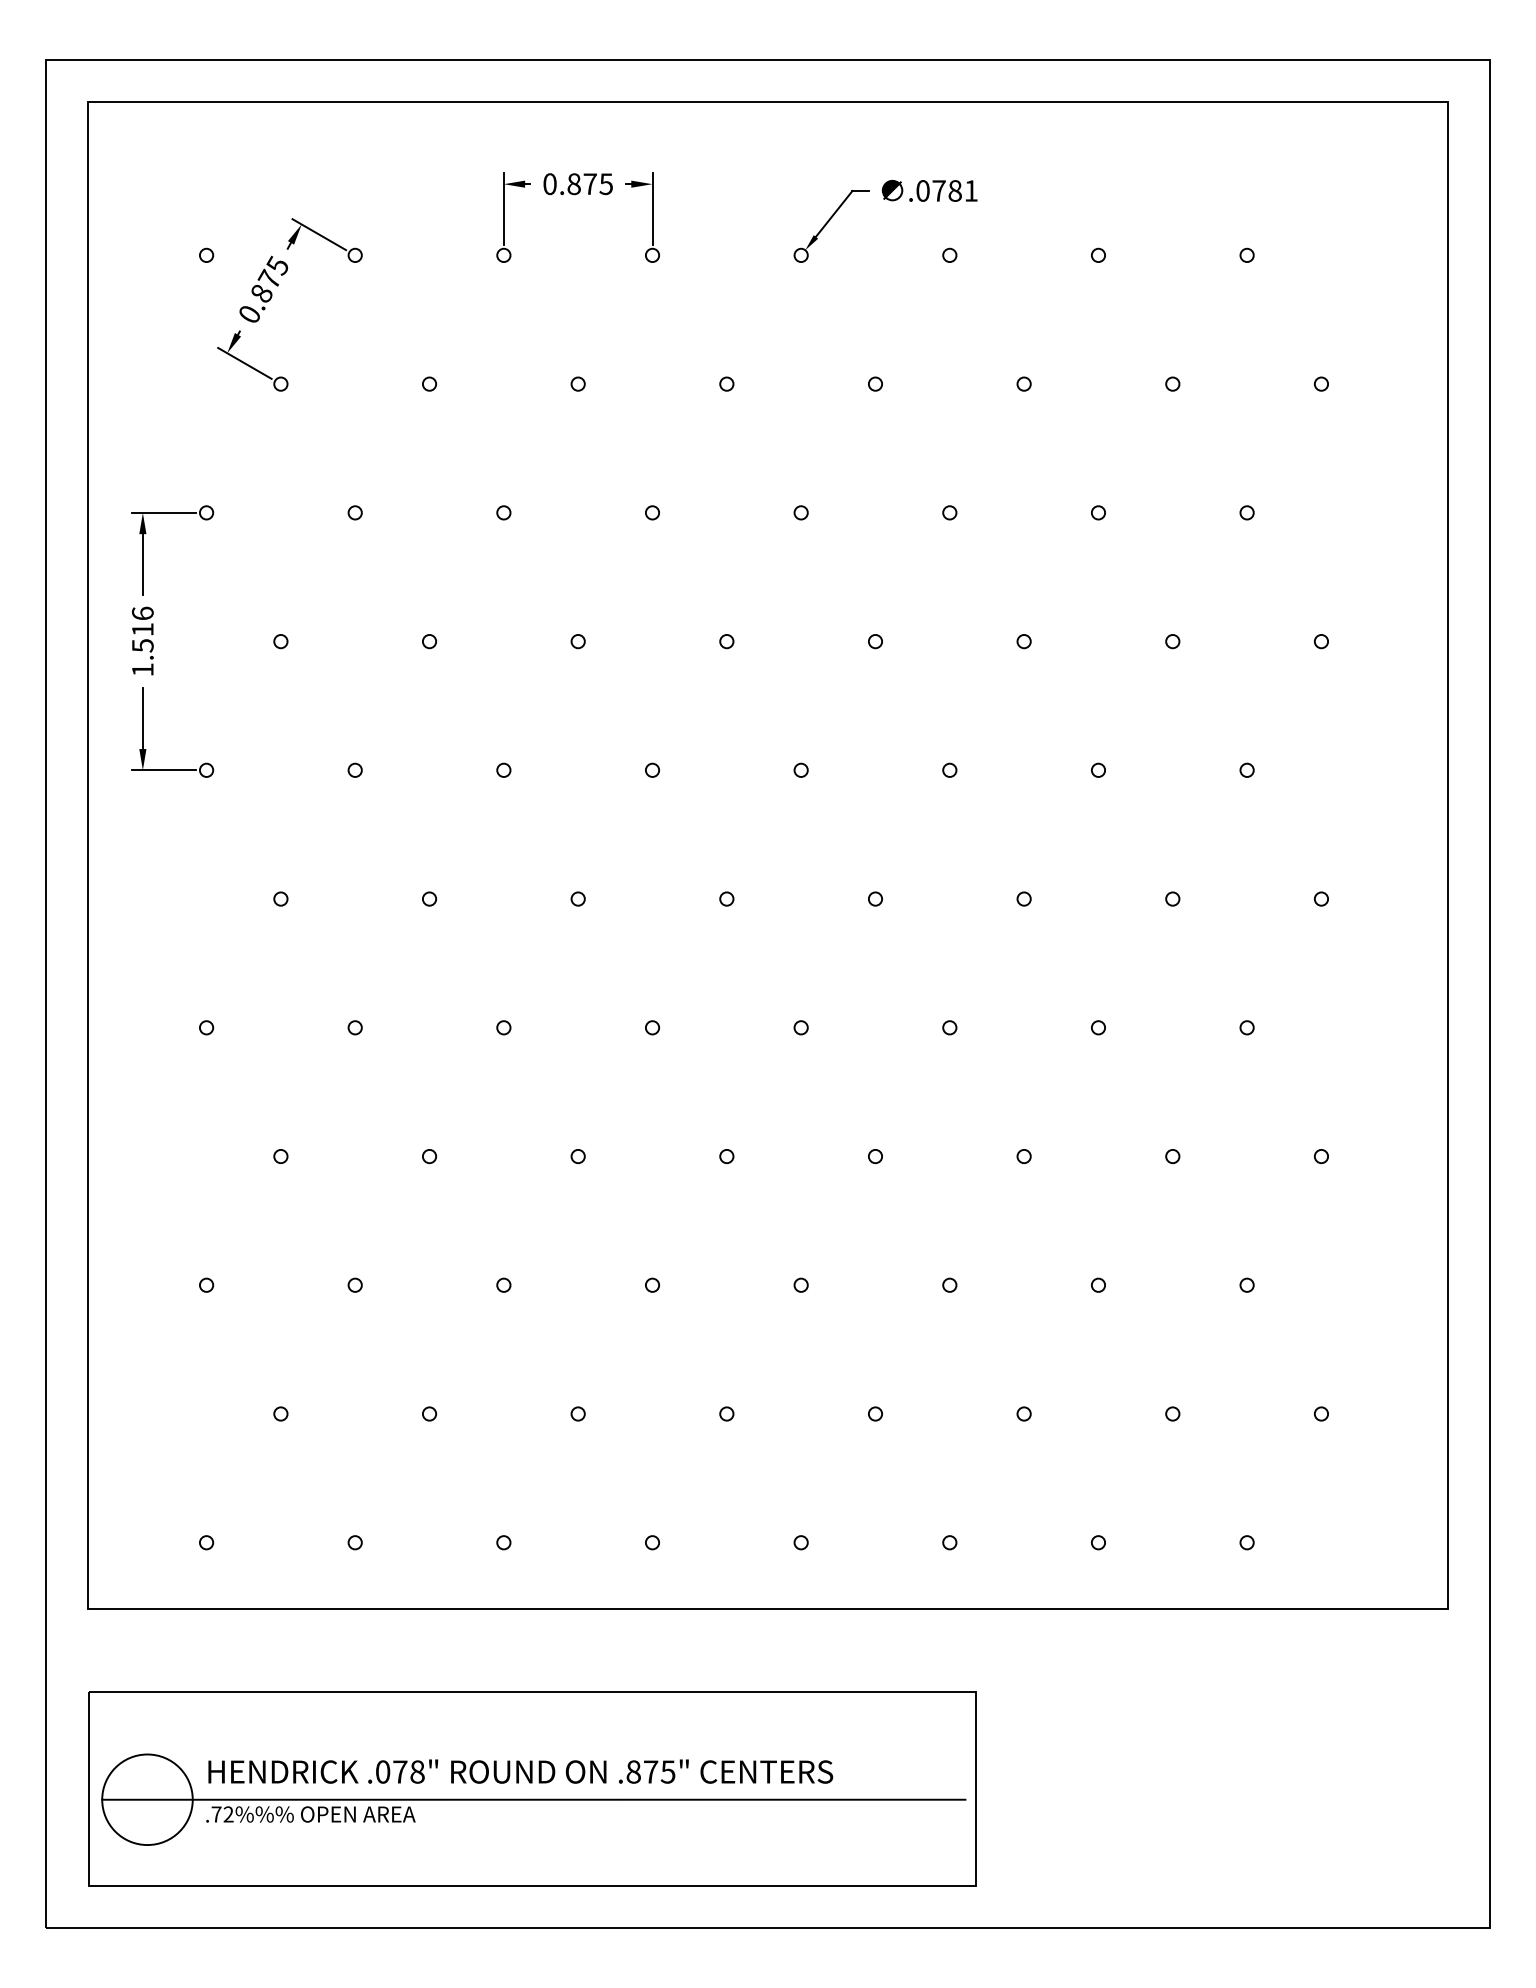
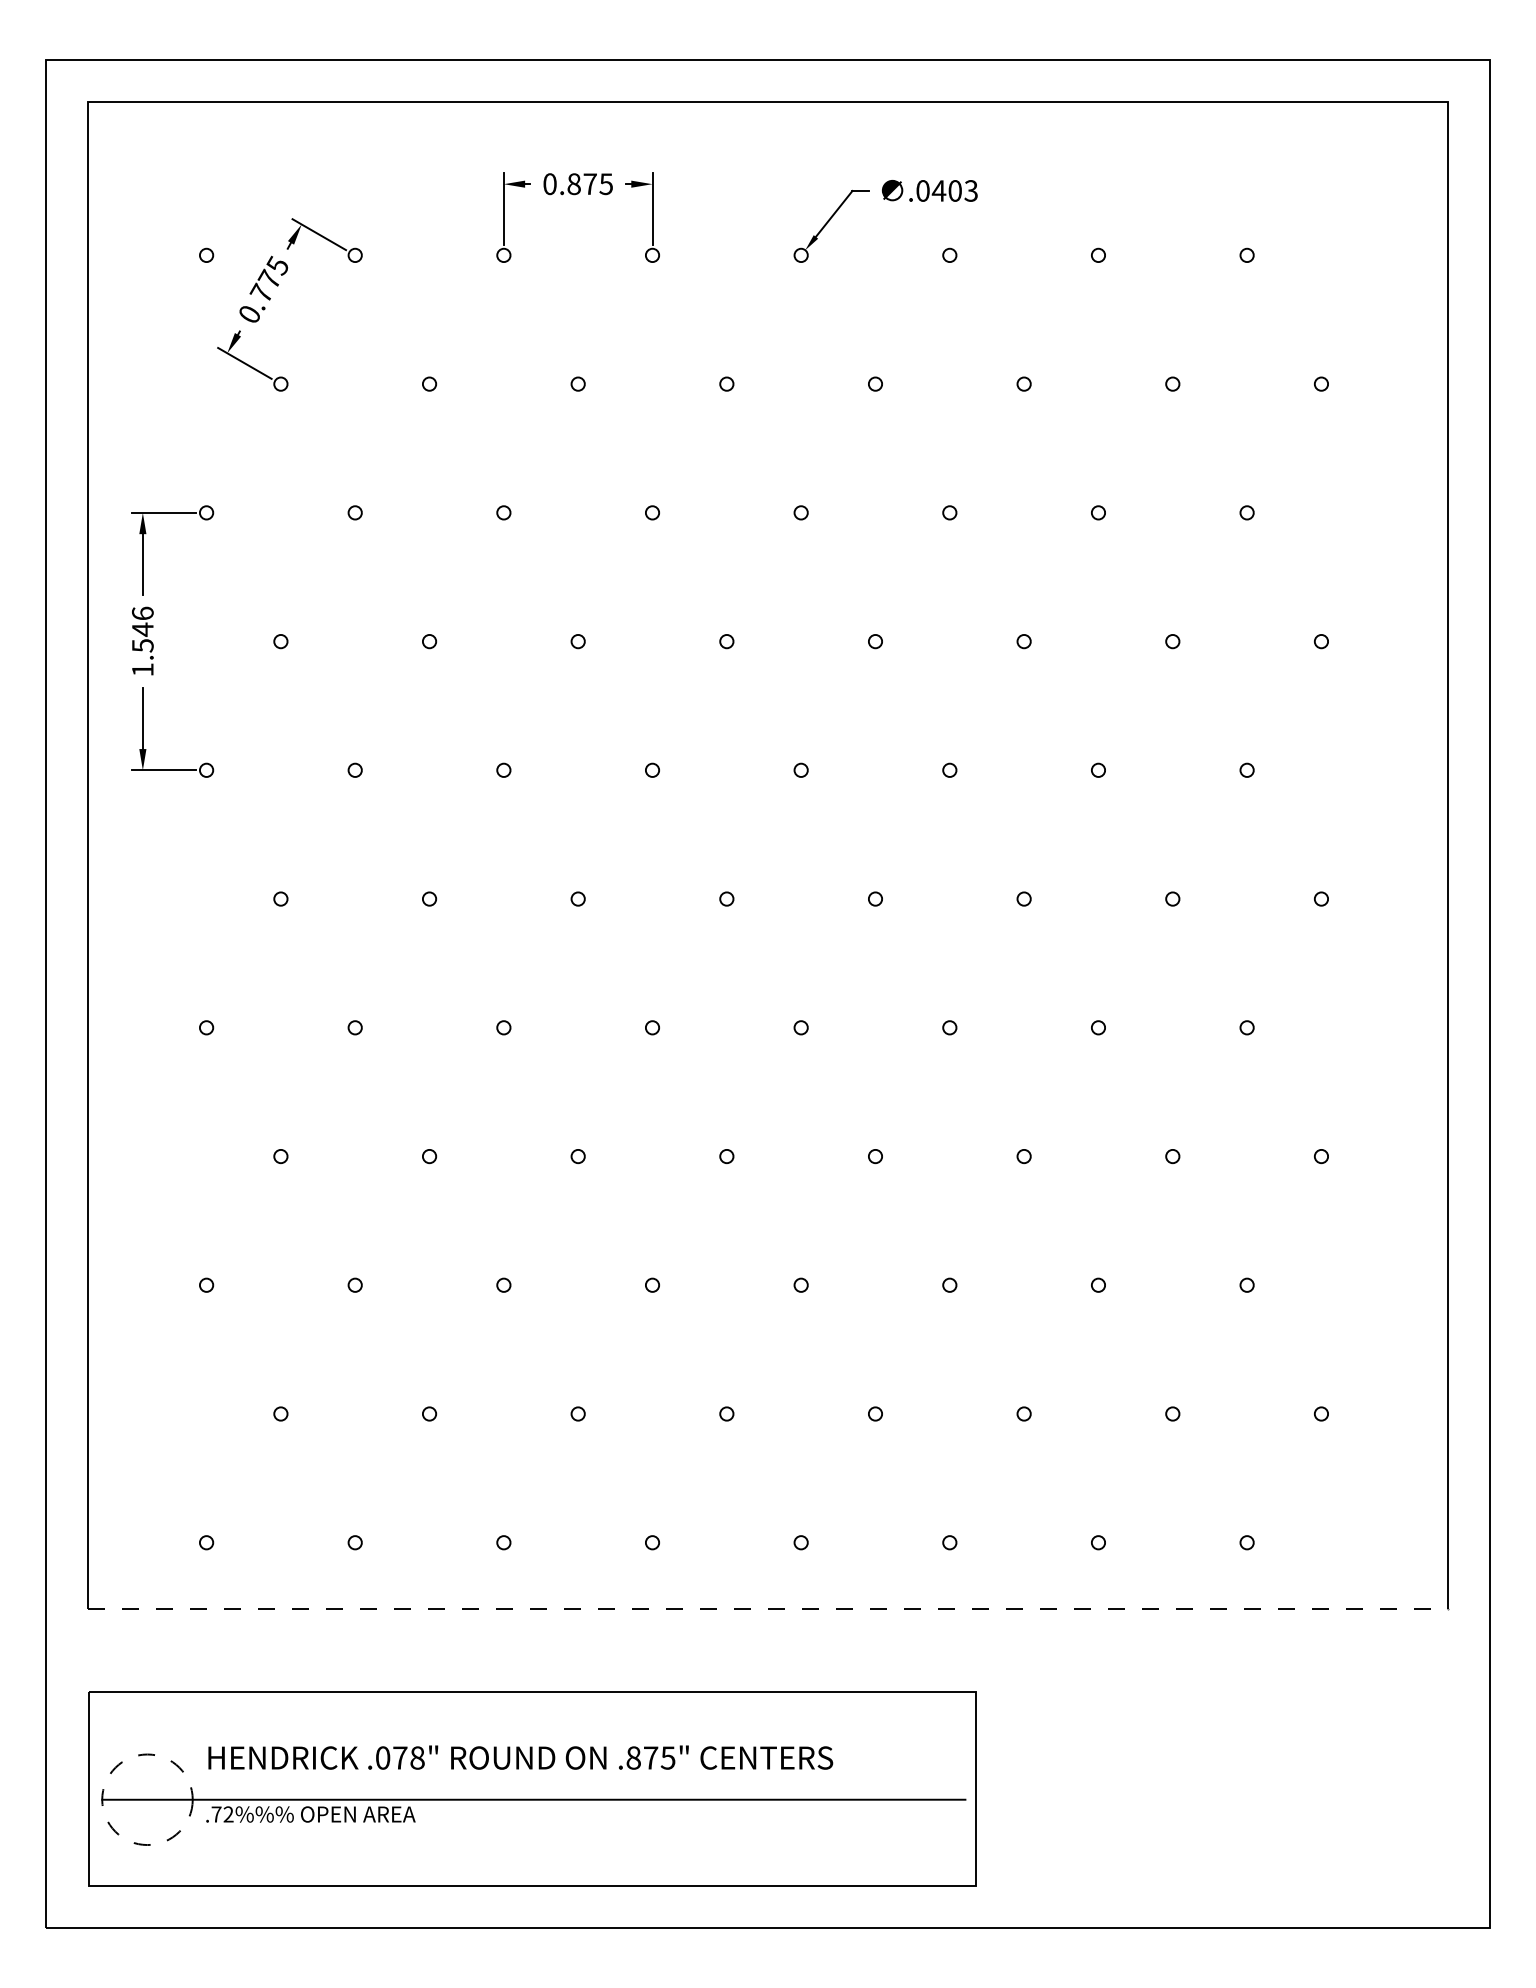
text: .0781 -> .0403 (954, 190)
text: 0.875 -> 0.775 (260, 292)
text: 1.516 -> 1.546 (142, 629)
line: solid -> dashed (767, 1608)
text position: (520, 1771) -> (520, 1757) (520, 1757)
circle: solid -> dashed (147, 1799)
